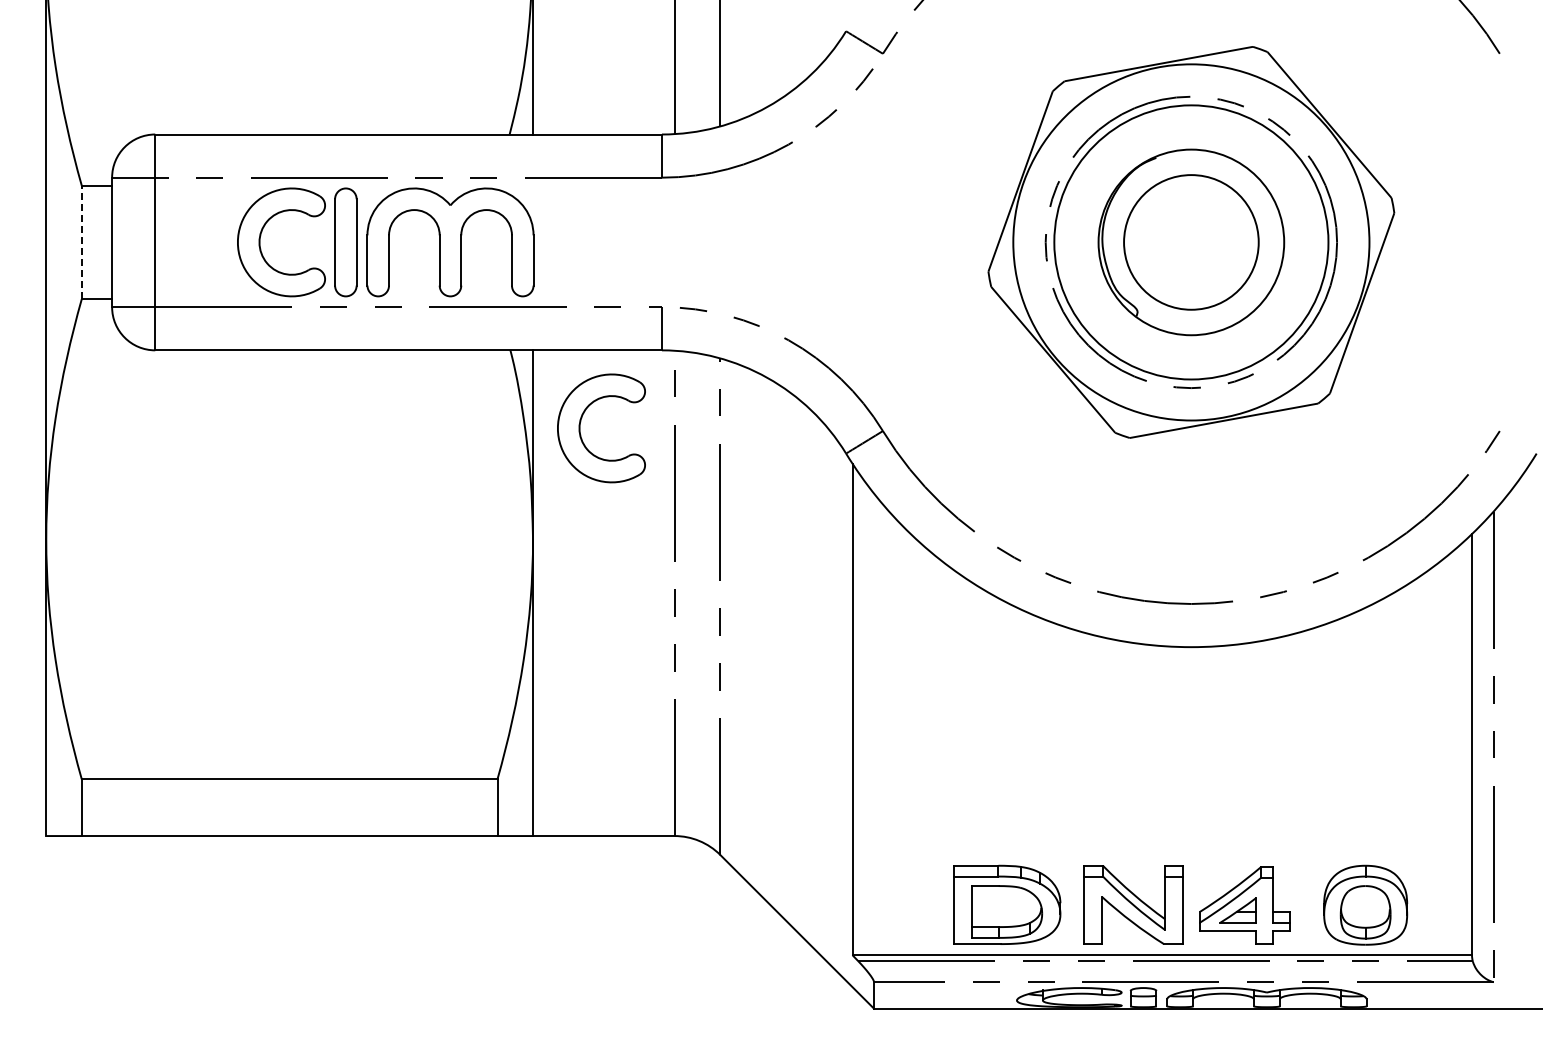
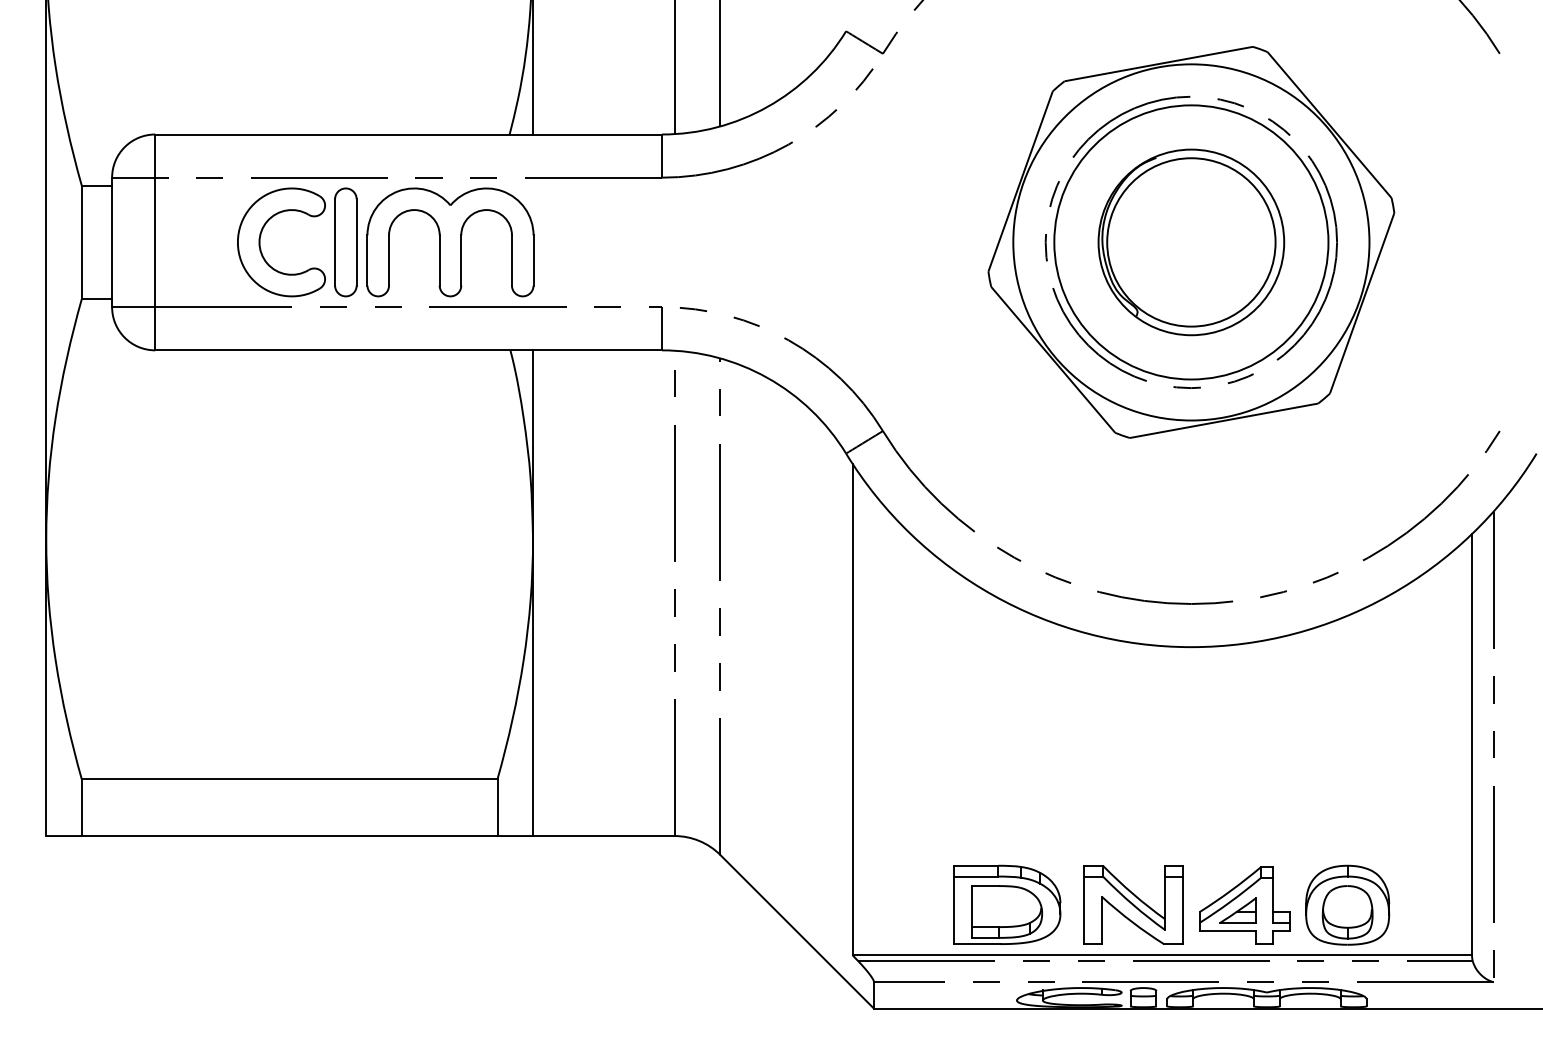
line: dashed -> solid (81, 242)
circle diameter: 135 px -> 168 px (1191, 242)
part: present -> none (580, 428)
part position: (1365, 904) -> (1347, 904) (1347, 904)
